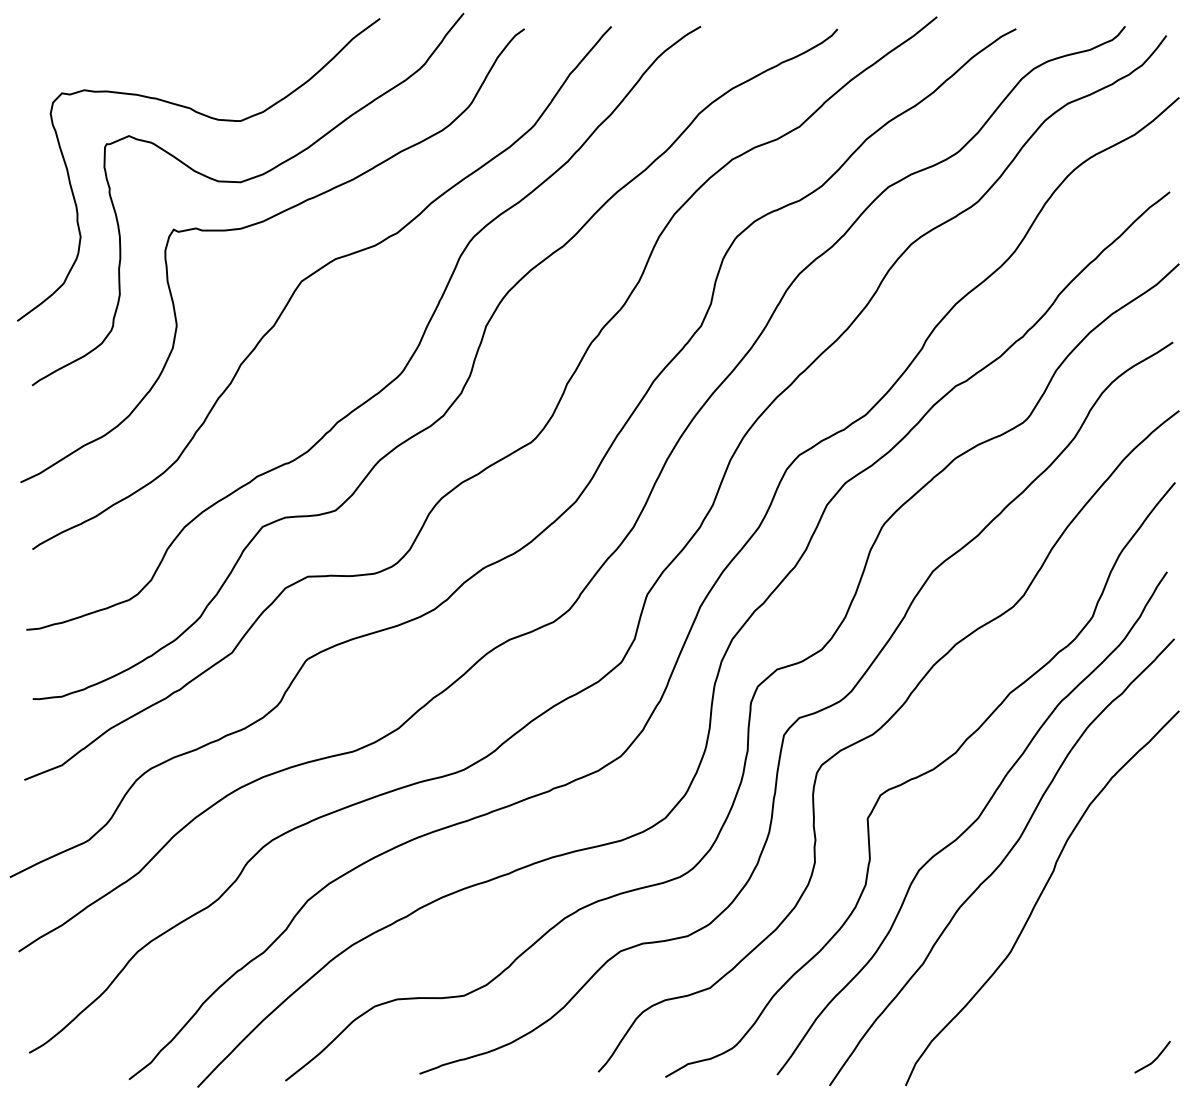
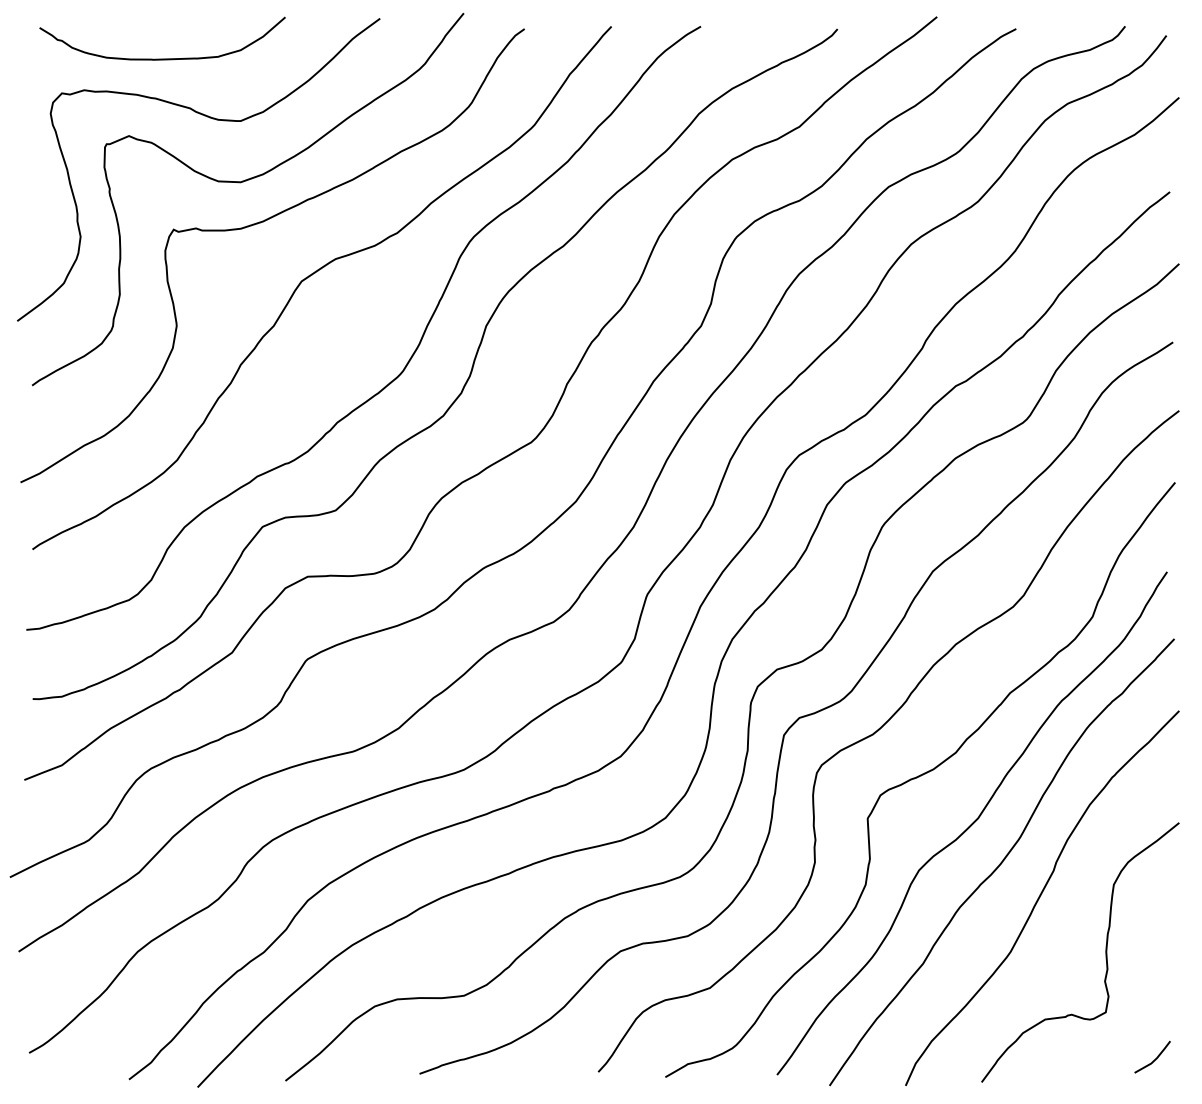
curve: none -> present (162, 58)
curve: none -> present (1105, 952)
